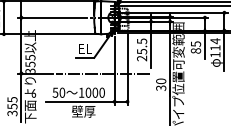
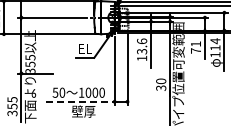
text: 85 -> 71 (195, 47)
text: 25.5 -> 13.6 (142, 49)
line: present -> none (102, 73)
line: solid -> dashed (80, 101)
